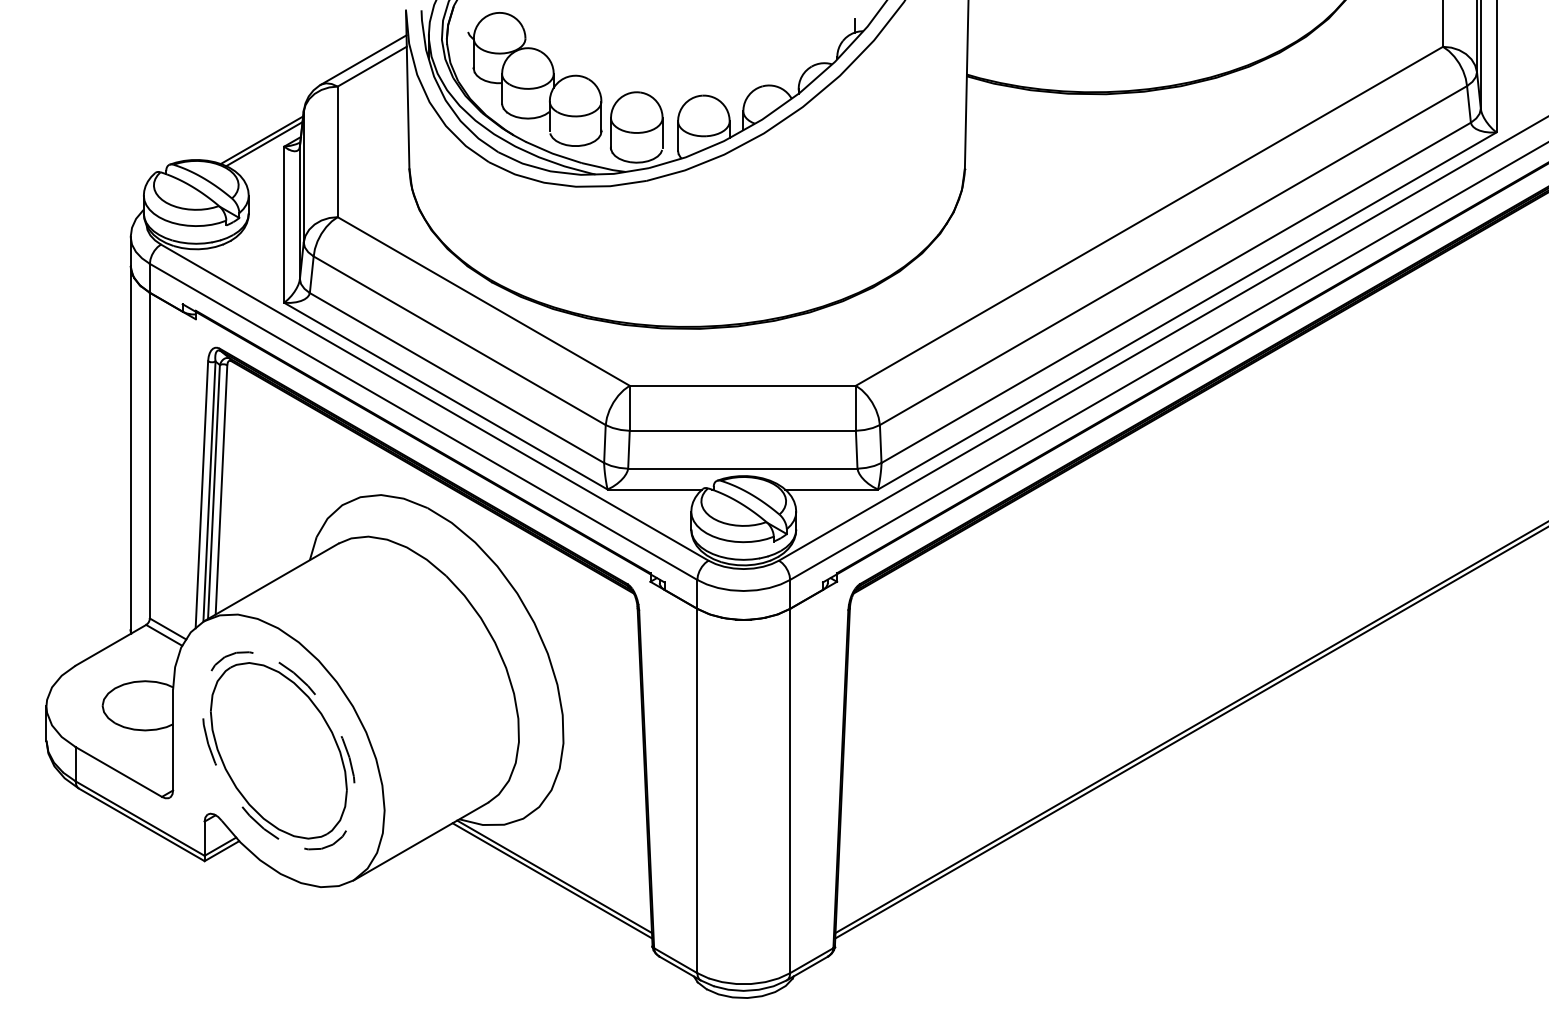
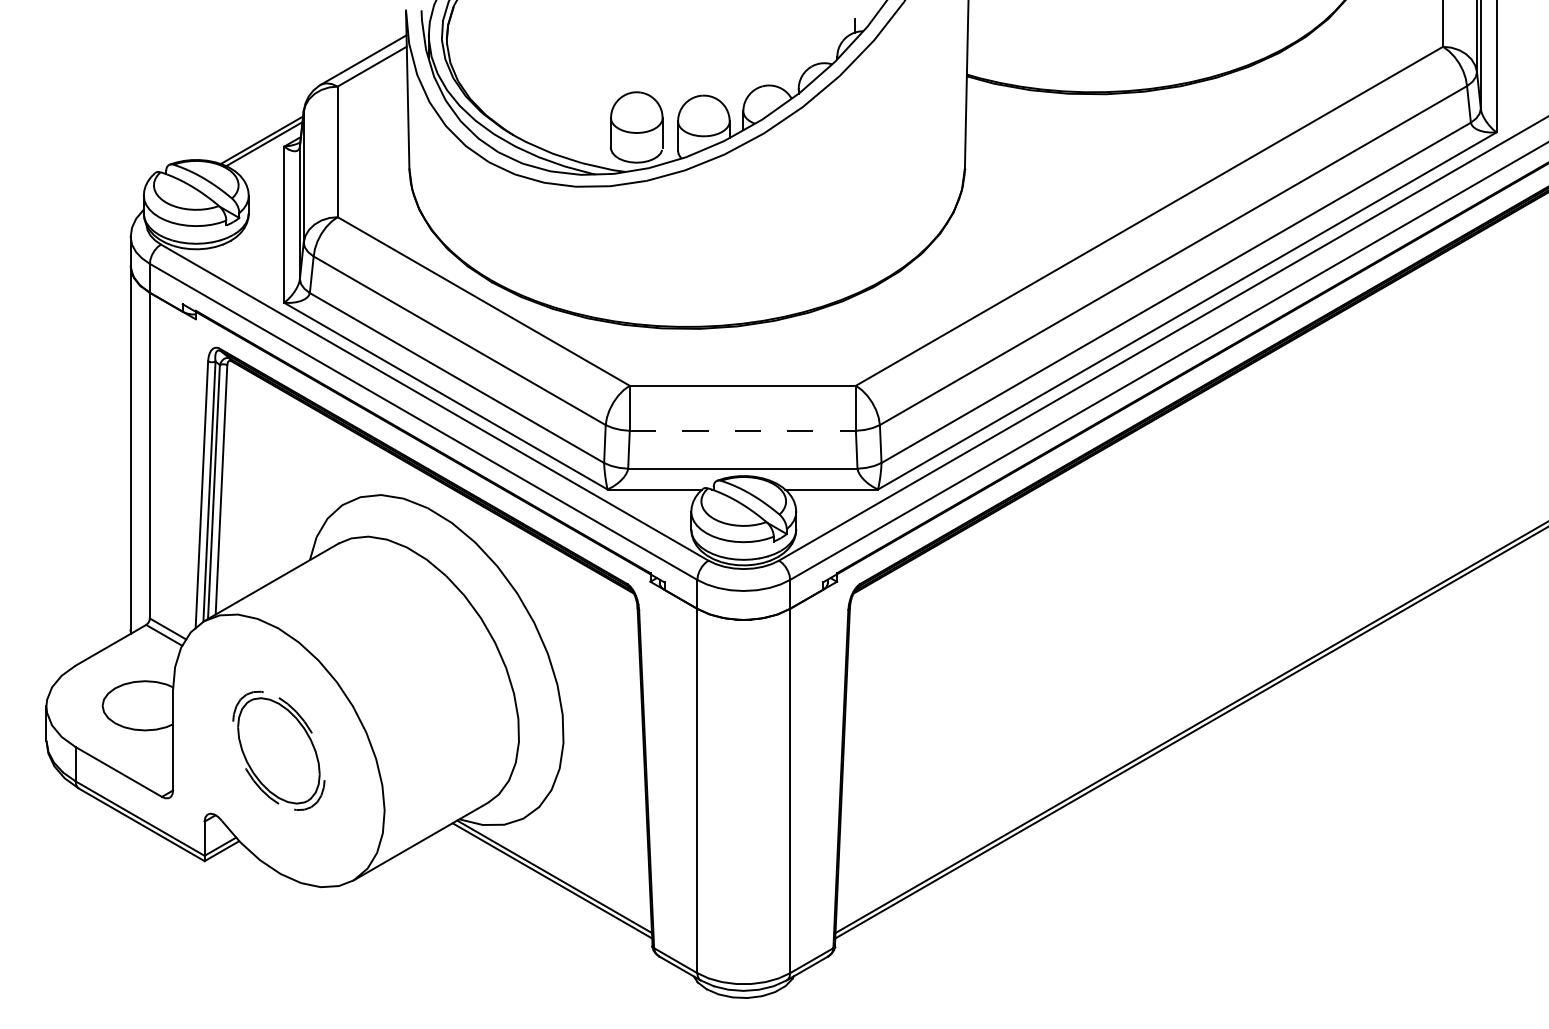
part: present -> none (534, 79)
line: solid -> dashed (743, 430)
part size: 154x200 px -> 94x121 px (278, 750)
